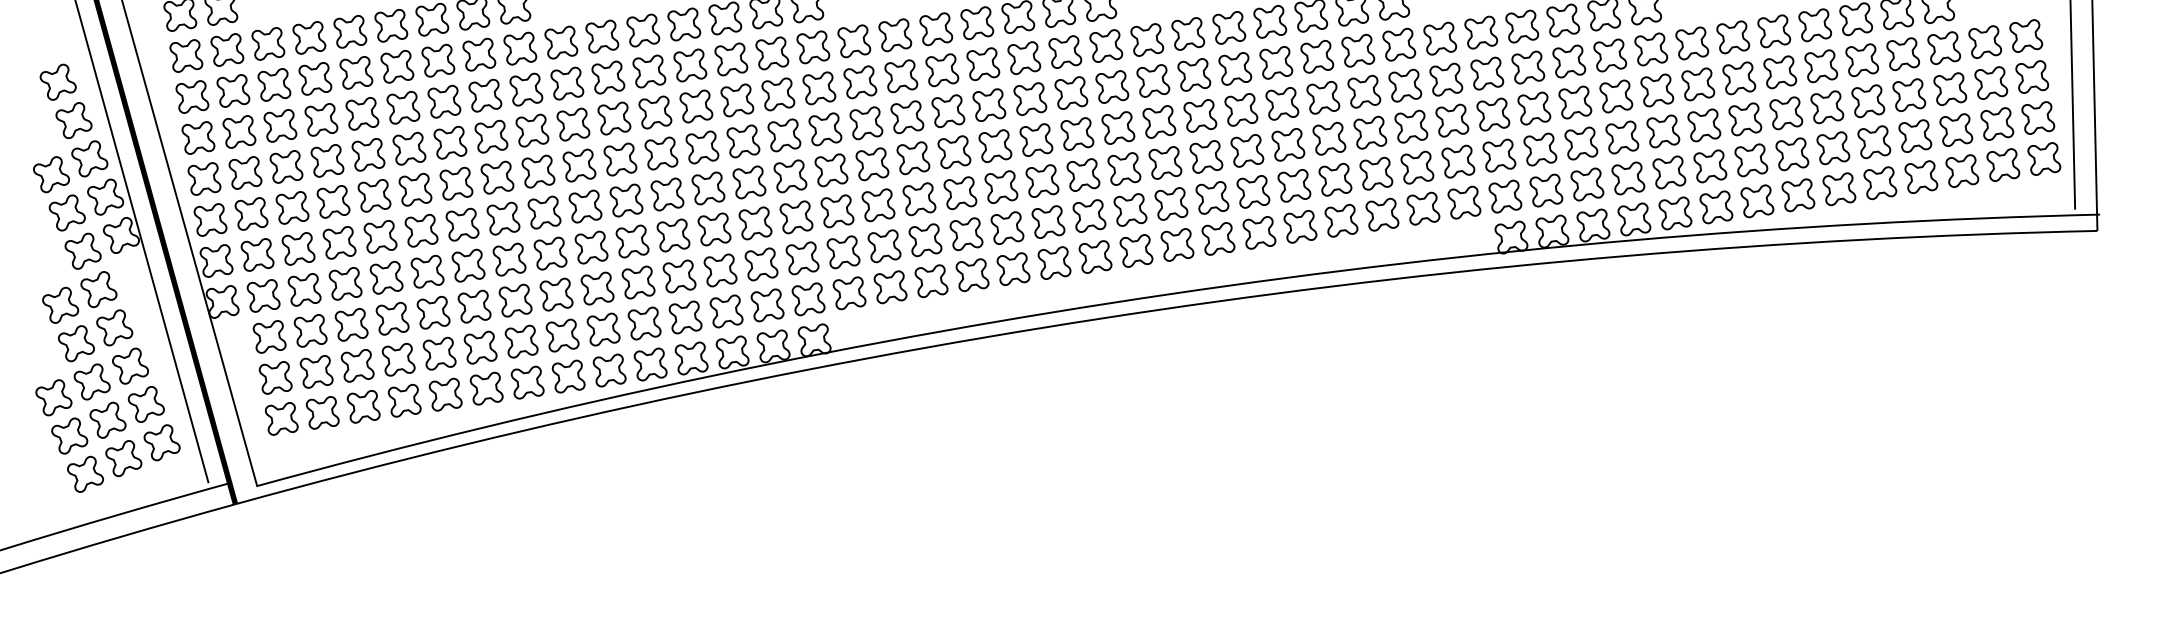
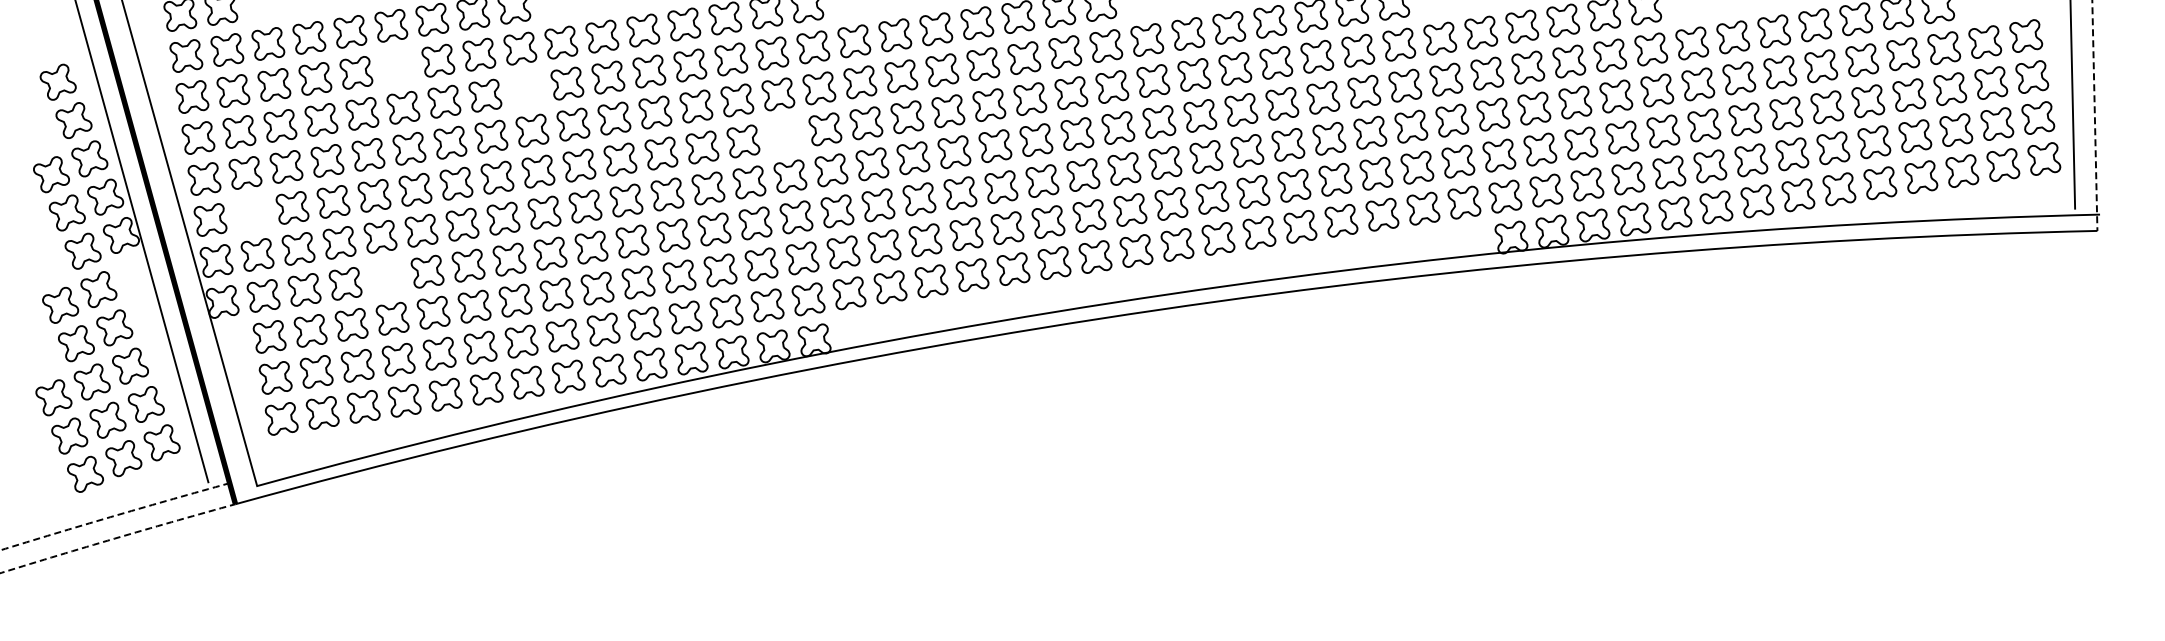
part: present -> none (397, 66)
part: present -> none (526, 89)
line: solid -> dashed (2094, 115)
part: present -> none (784, 135)
part: present -> none (251, 213)
part: present -> none (386, 277)
line: solid -> dashed (115, 515)
line: solid -> dashed (118, 537)
